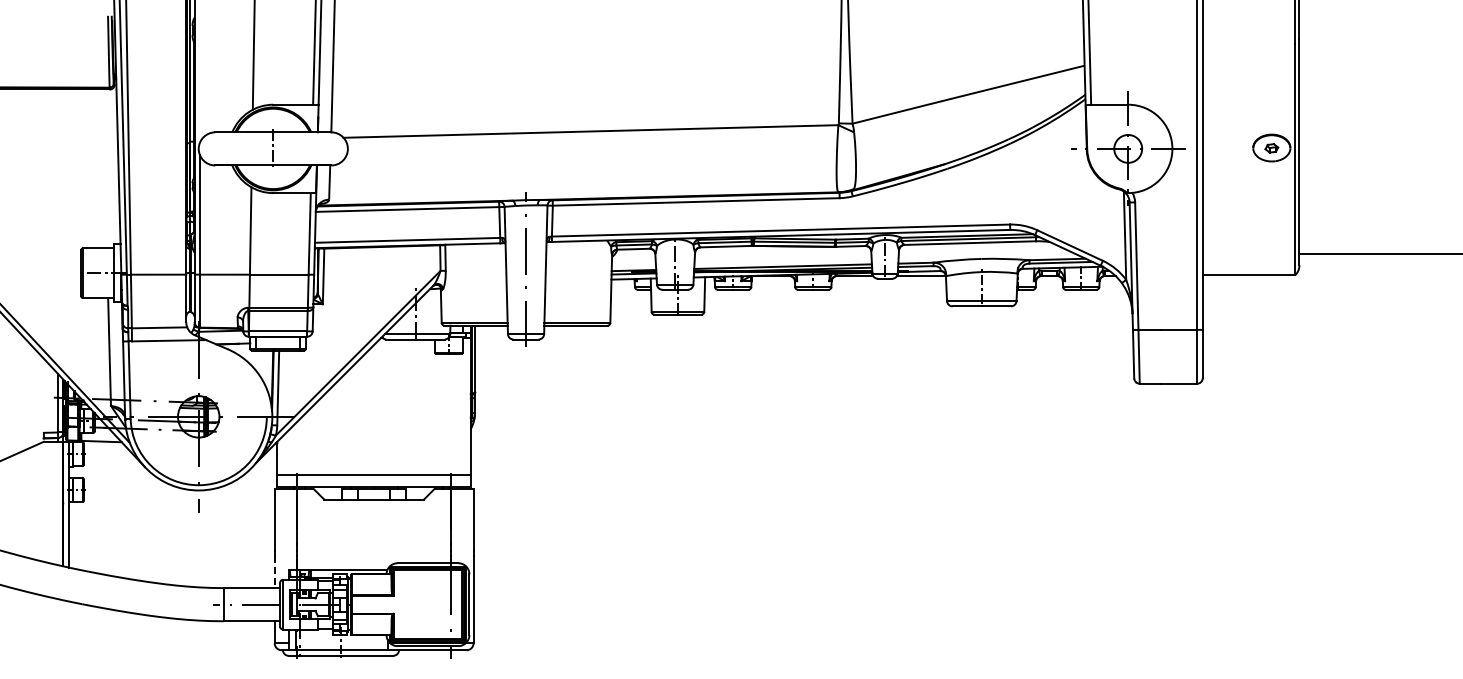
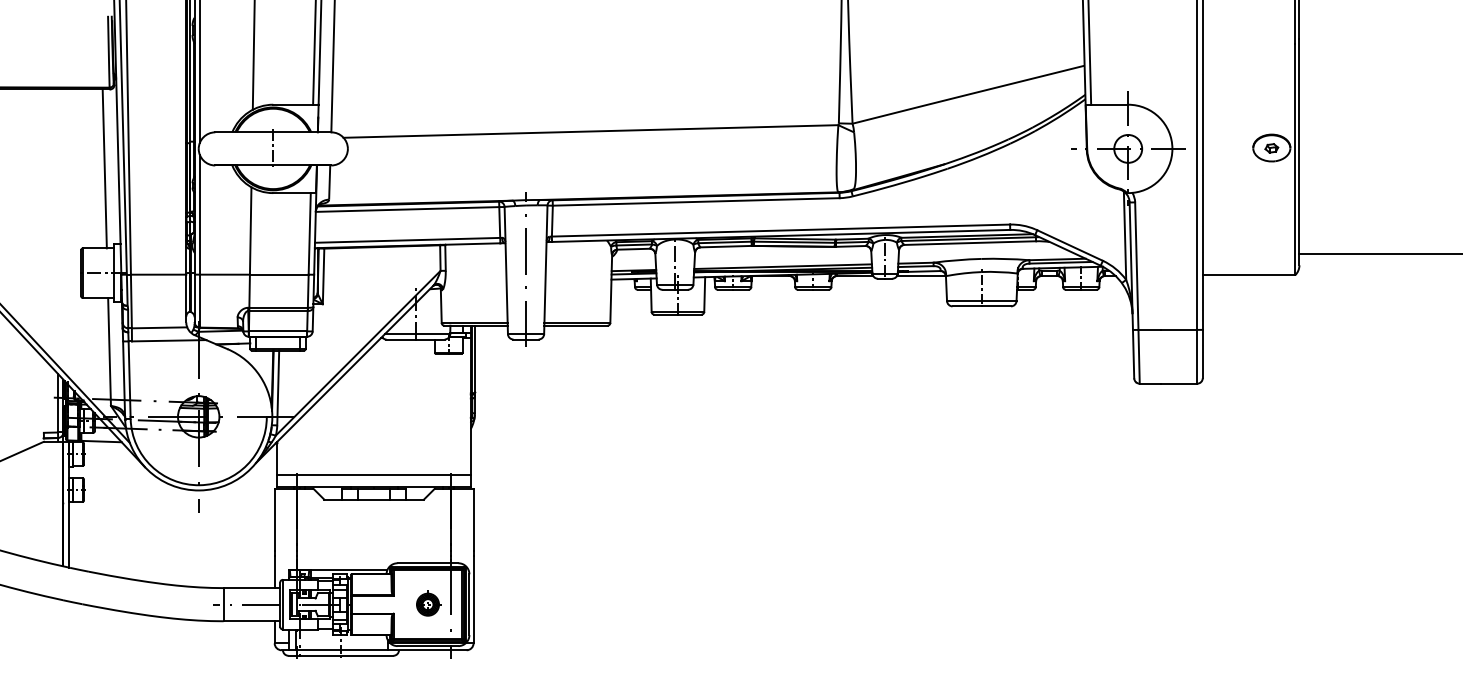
line: none -> present (200, 72)
line: none -> present (104, 168)
line: dashed -> solid (274, 572)
part: none -> present (428, 603)
